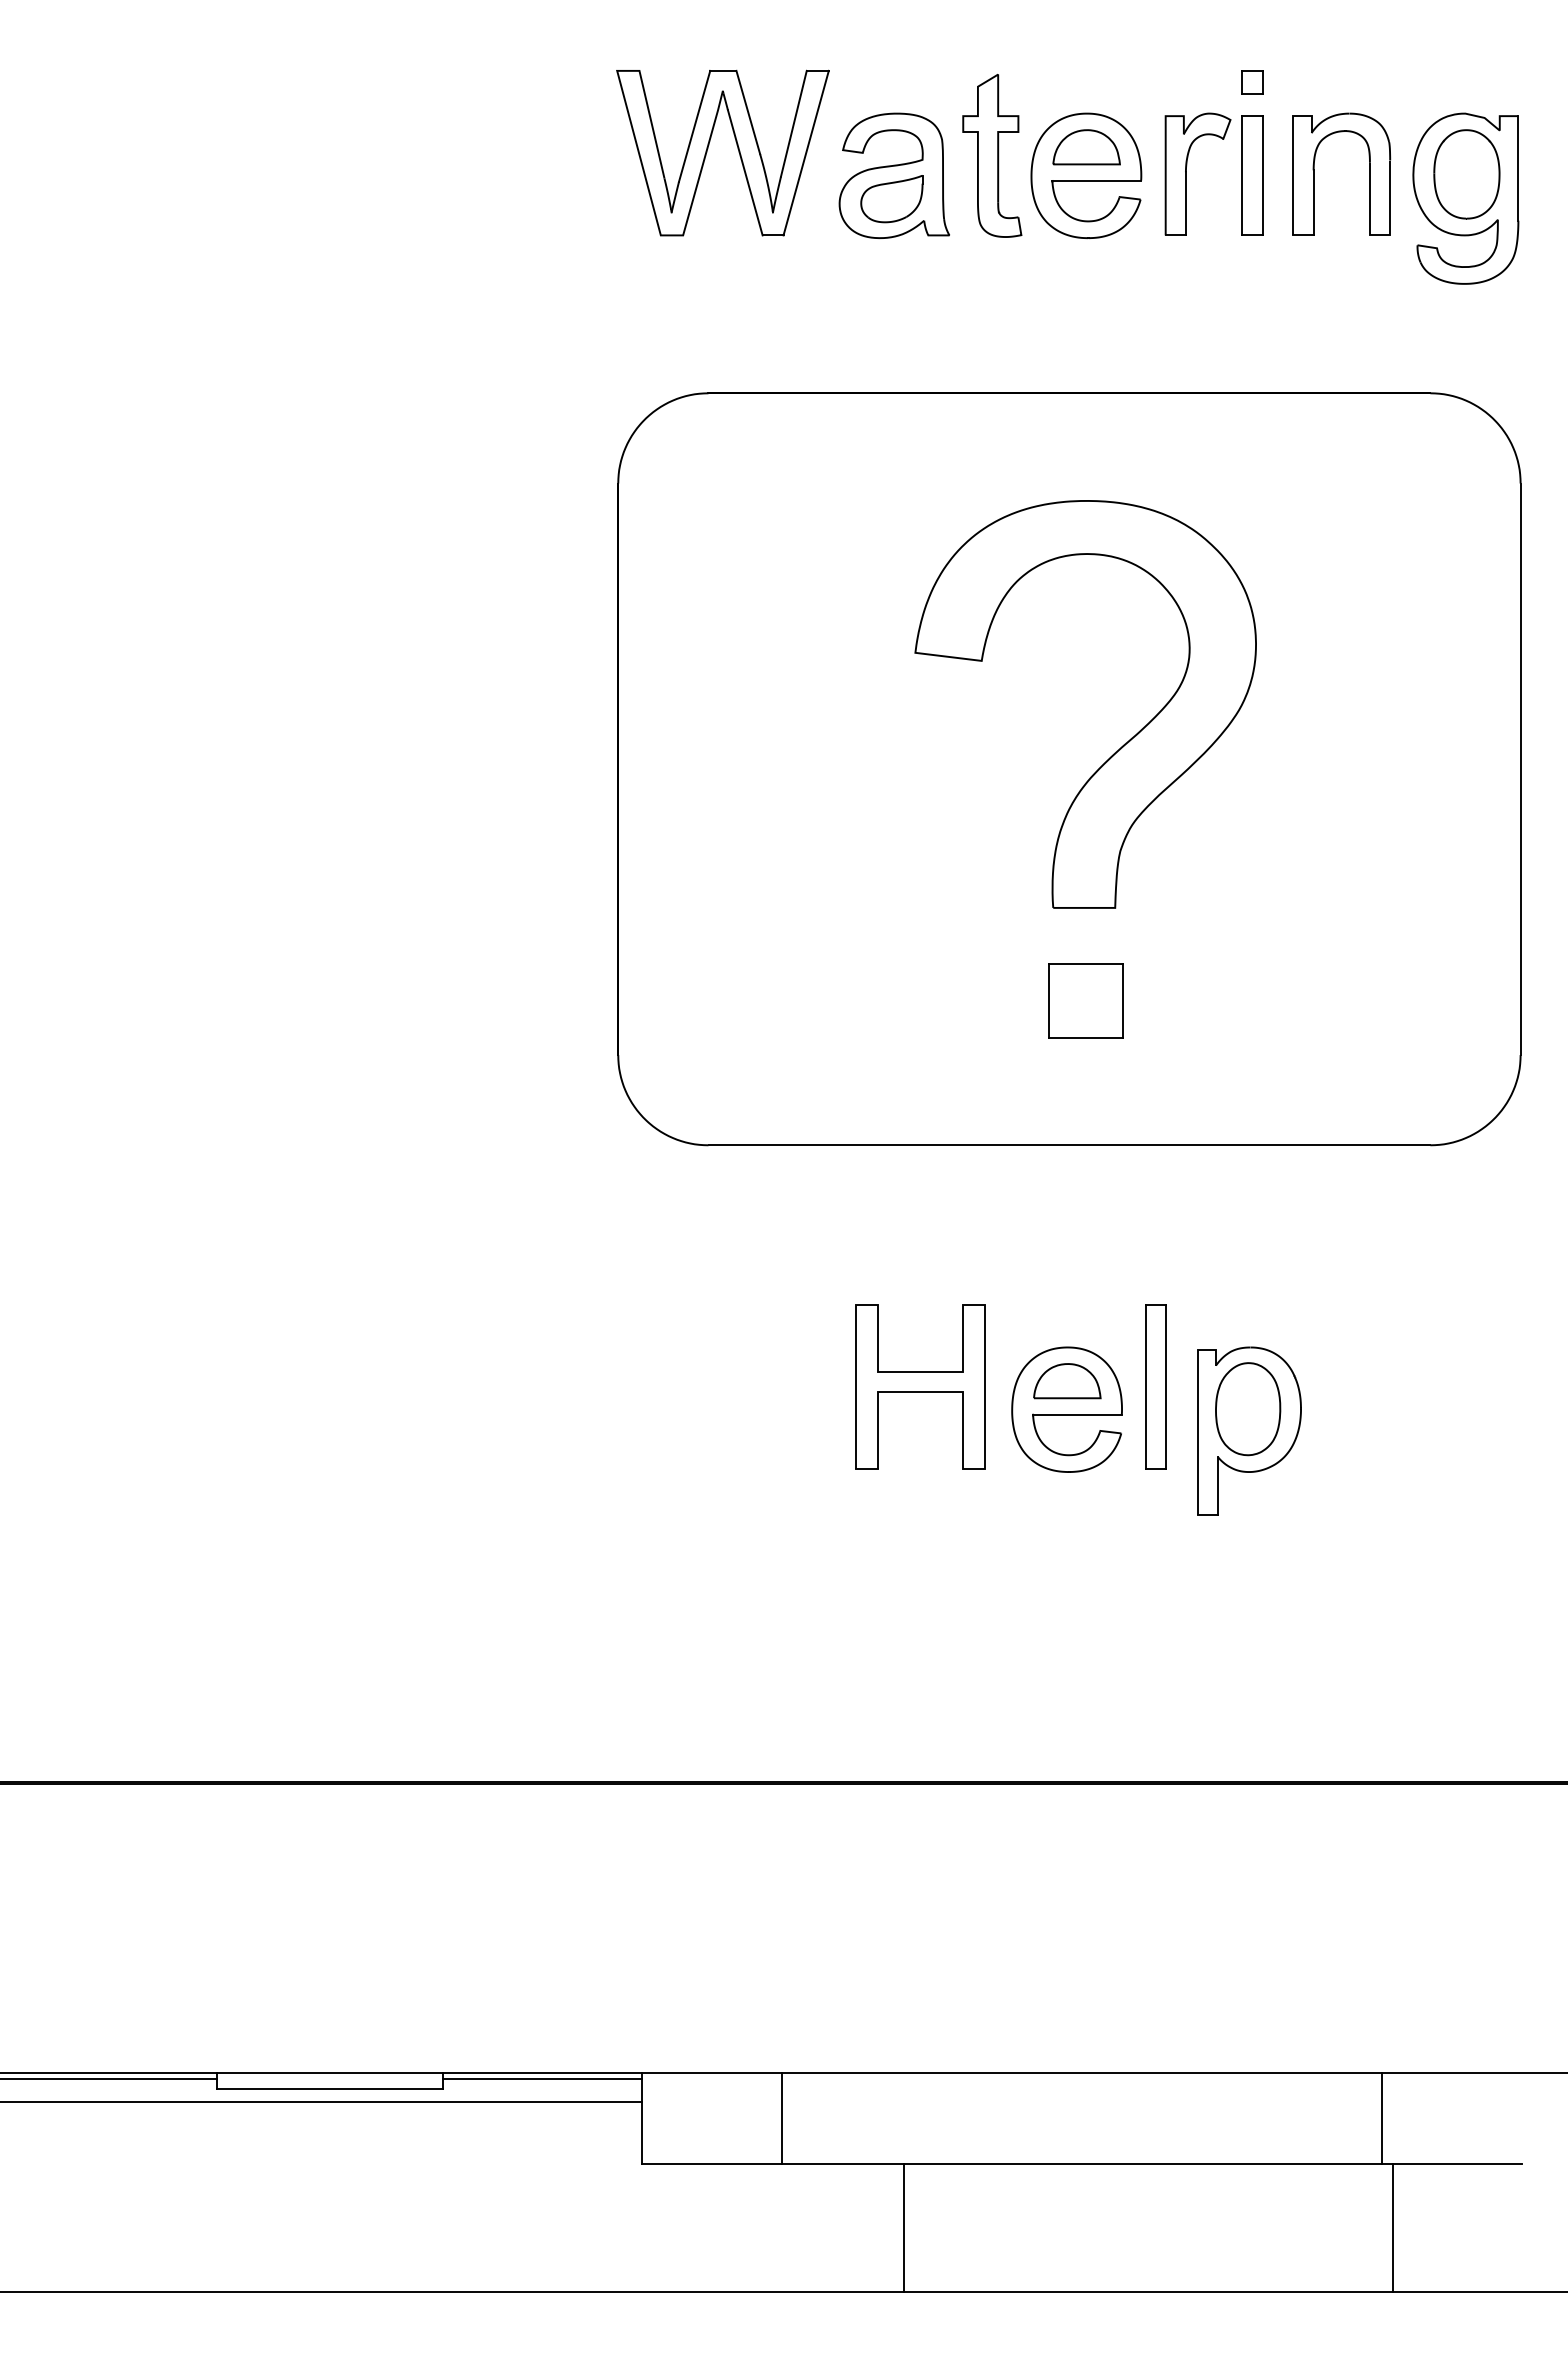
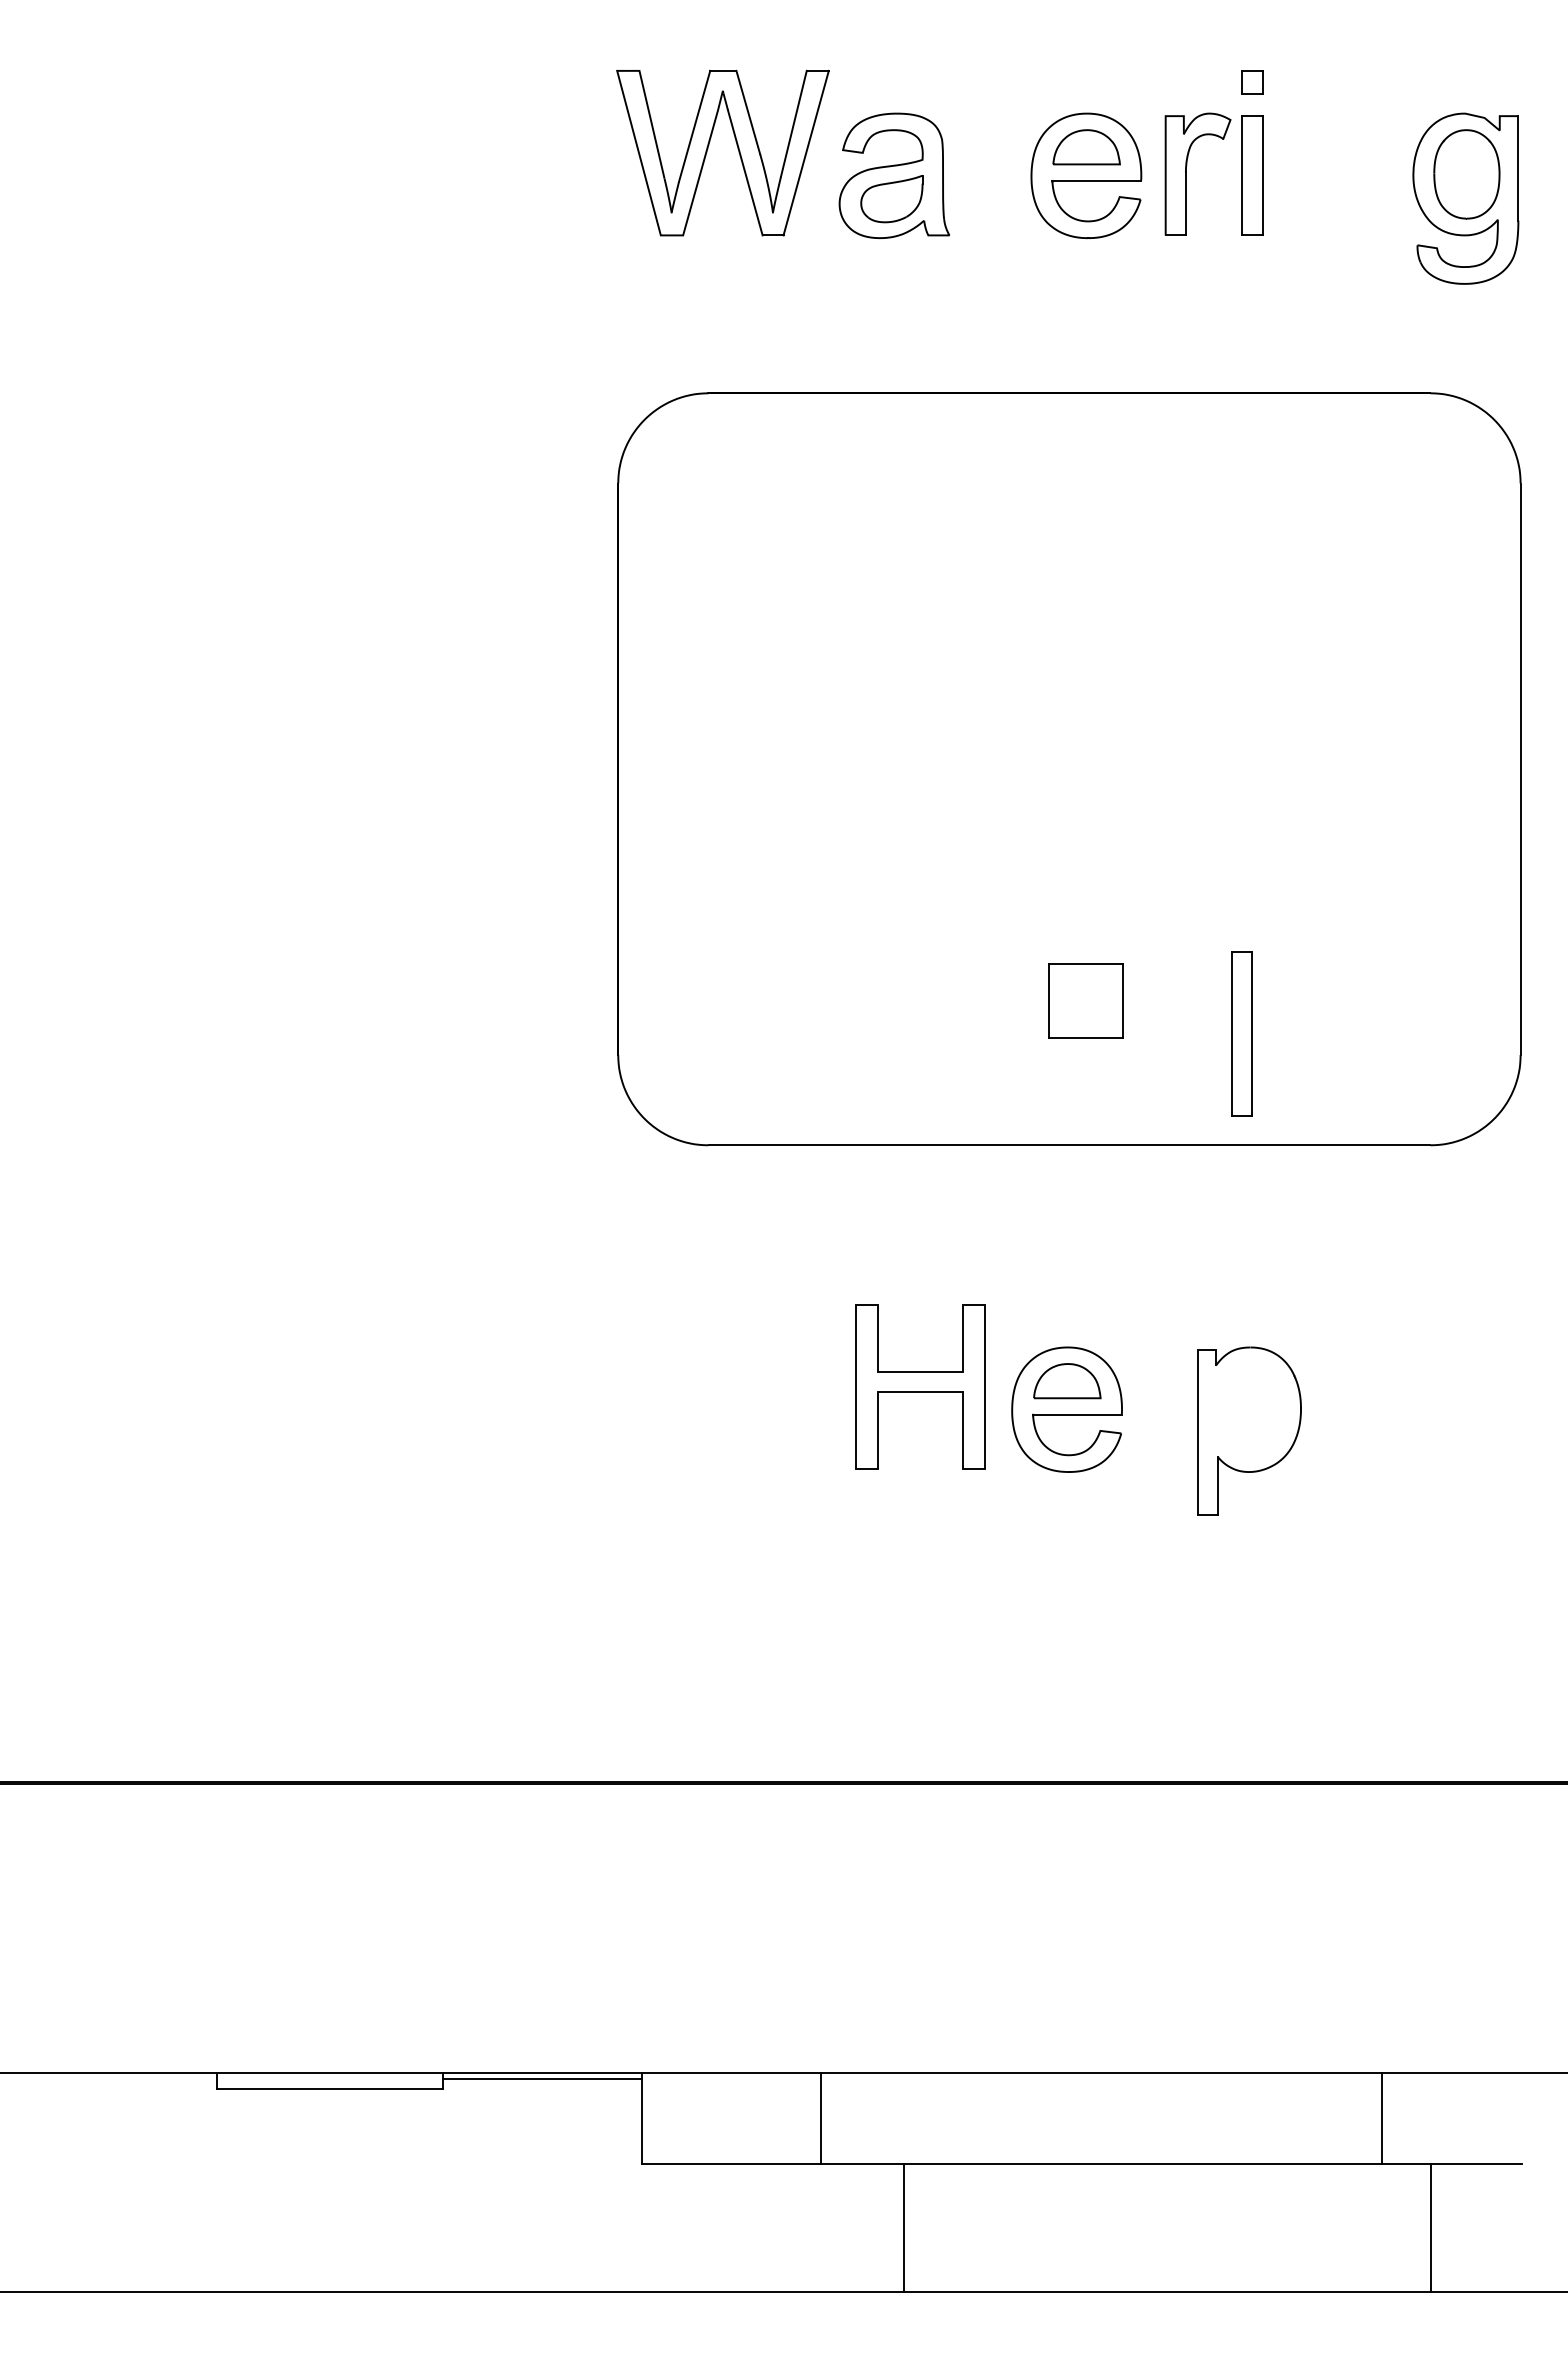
part: present -> none (992, 155)
part: present -> none (1314, 173)
part: present -> none (1124, 743)
part position: (1155, 1386) -> (1241, 1033) (1241, 1033)
part: present -> none (1248, 1409)
line: present -> none (109, 2079)
line: present -> none (322, 2101)
line position: (782, 2118) -> (821, 2118) (821, 2118)
line position: (1393, 2228) -> (1431, 2228) (1431, 2228)
